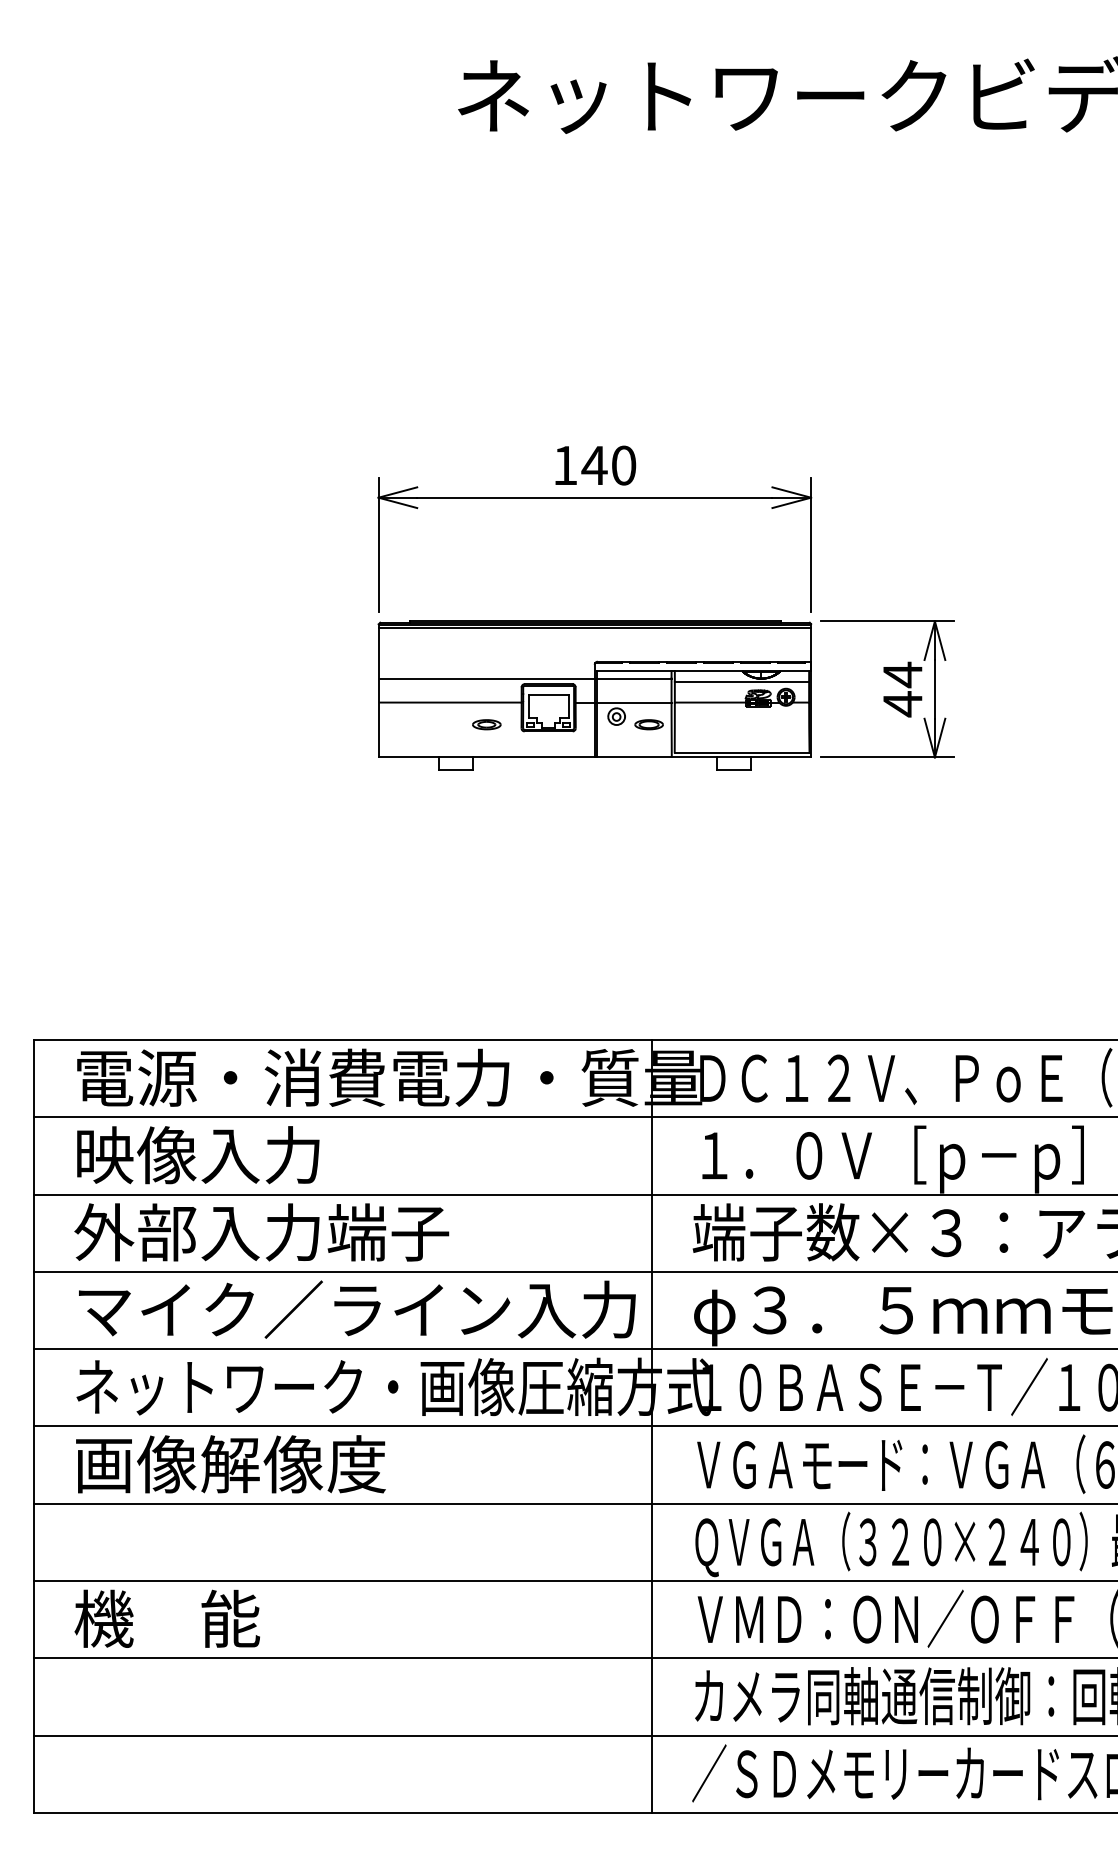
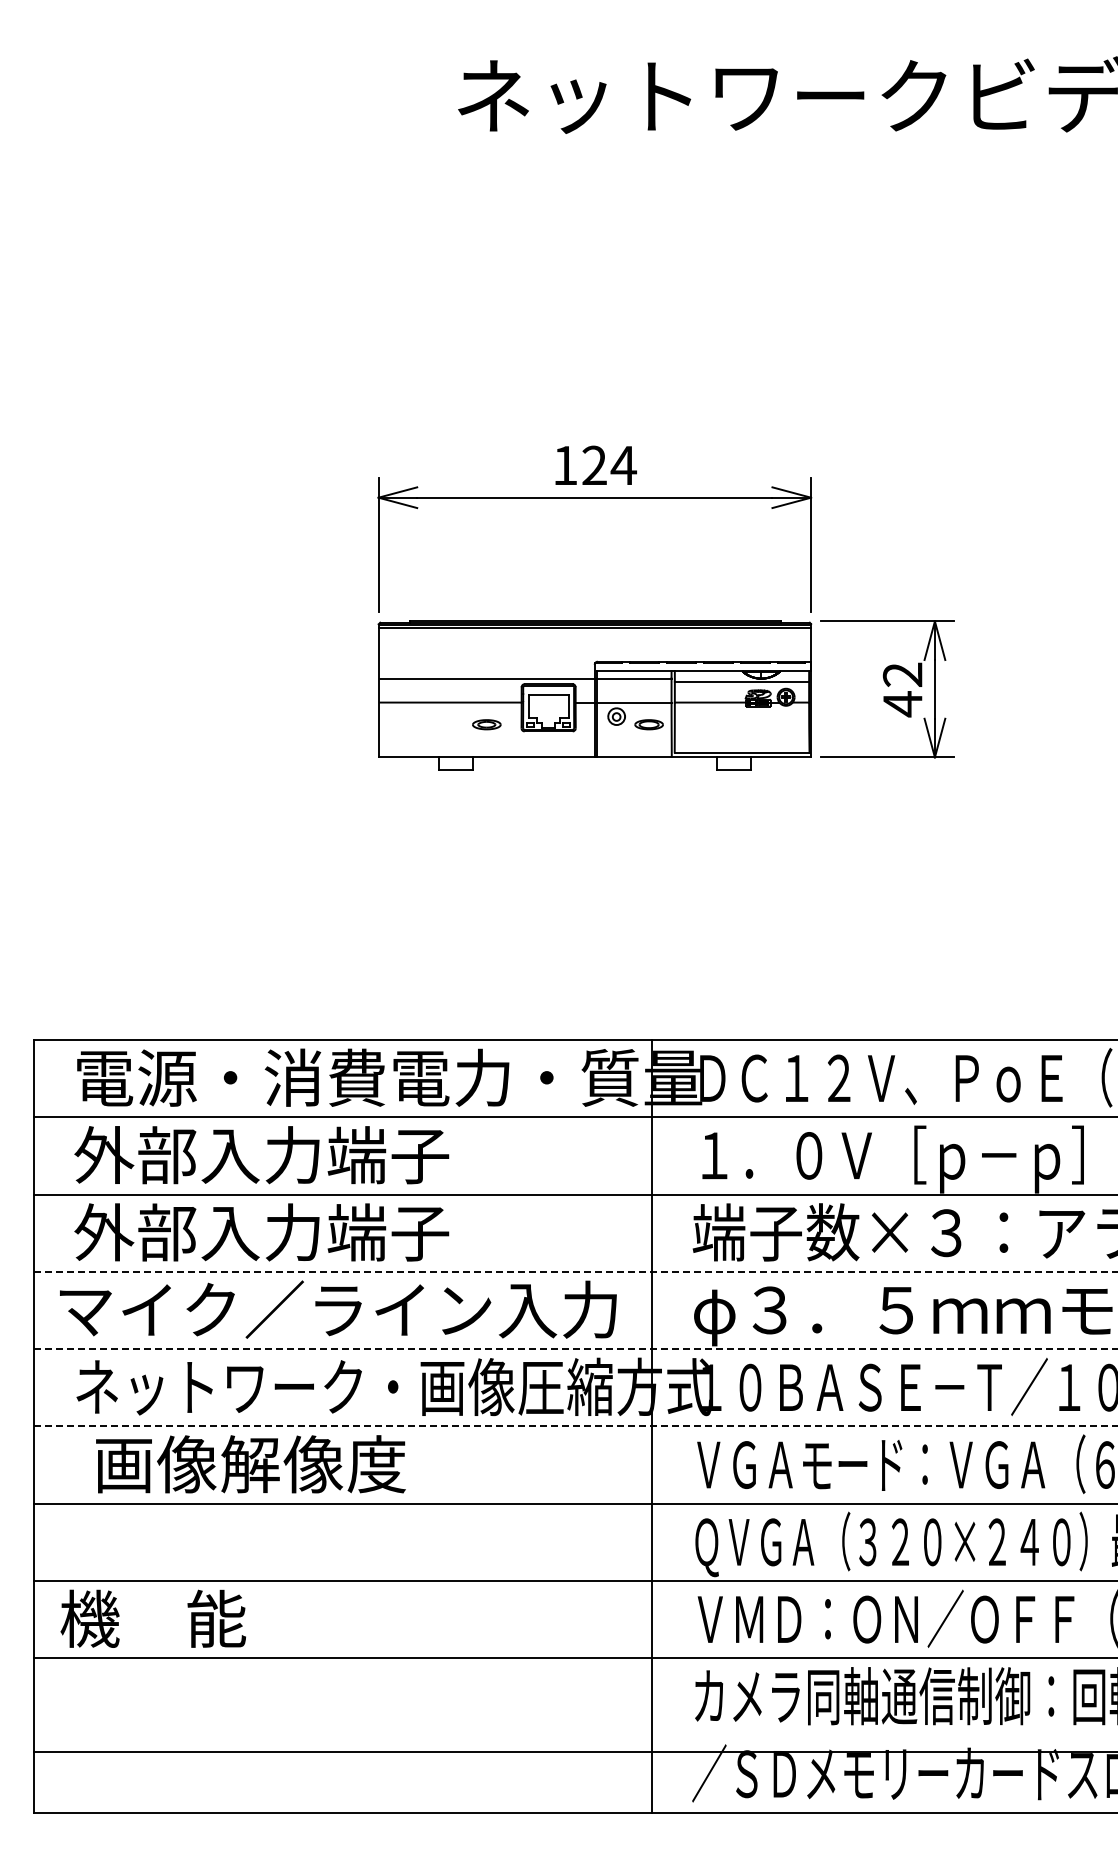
text: 140 -> 124 (609, 465)
text: 44 -> 42 (902, 674)
text: 映像入力 -> 外部入力端子 (261, 1155)
line: solid -> dashed (575, 1271)
text position: (357, 1309) -> (338, 1309) (338, 1309)
line: solid -> dashed (575, 1349)
line: solid -> dashed (575, 1426)
text position: (230, 1464) -> (250, 1464) (250, 1464)
text position: (166, 1618) -> (152, 1618) (152, 1618)
line position: (573, 1735) -> (573, 1751) (573, 1751)
